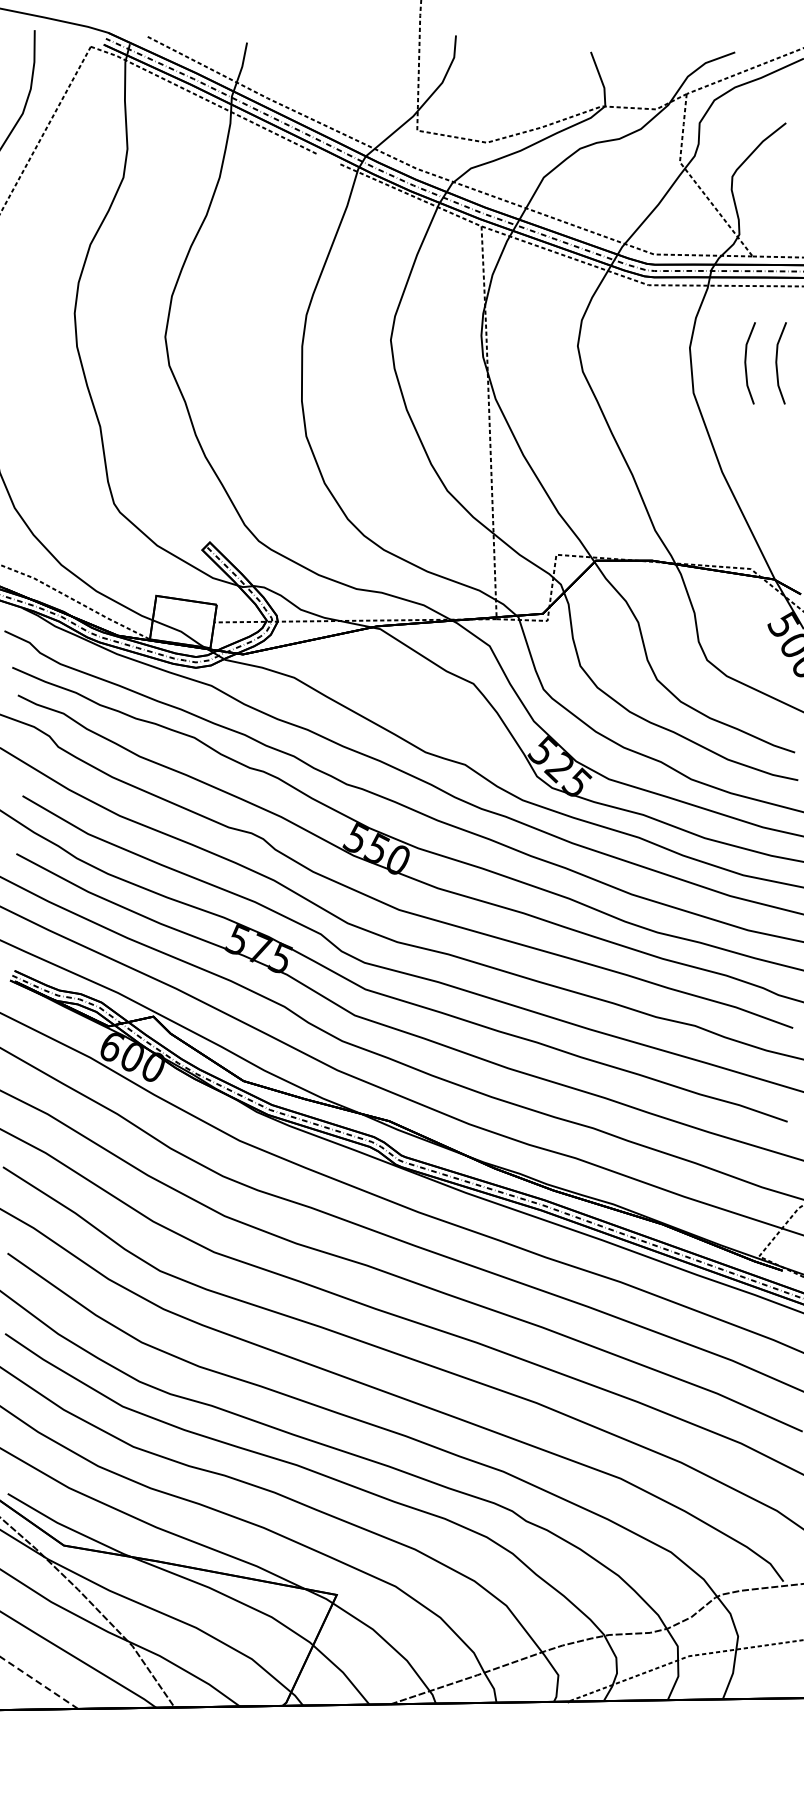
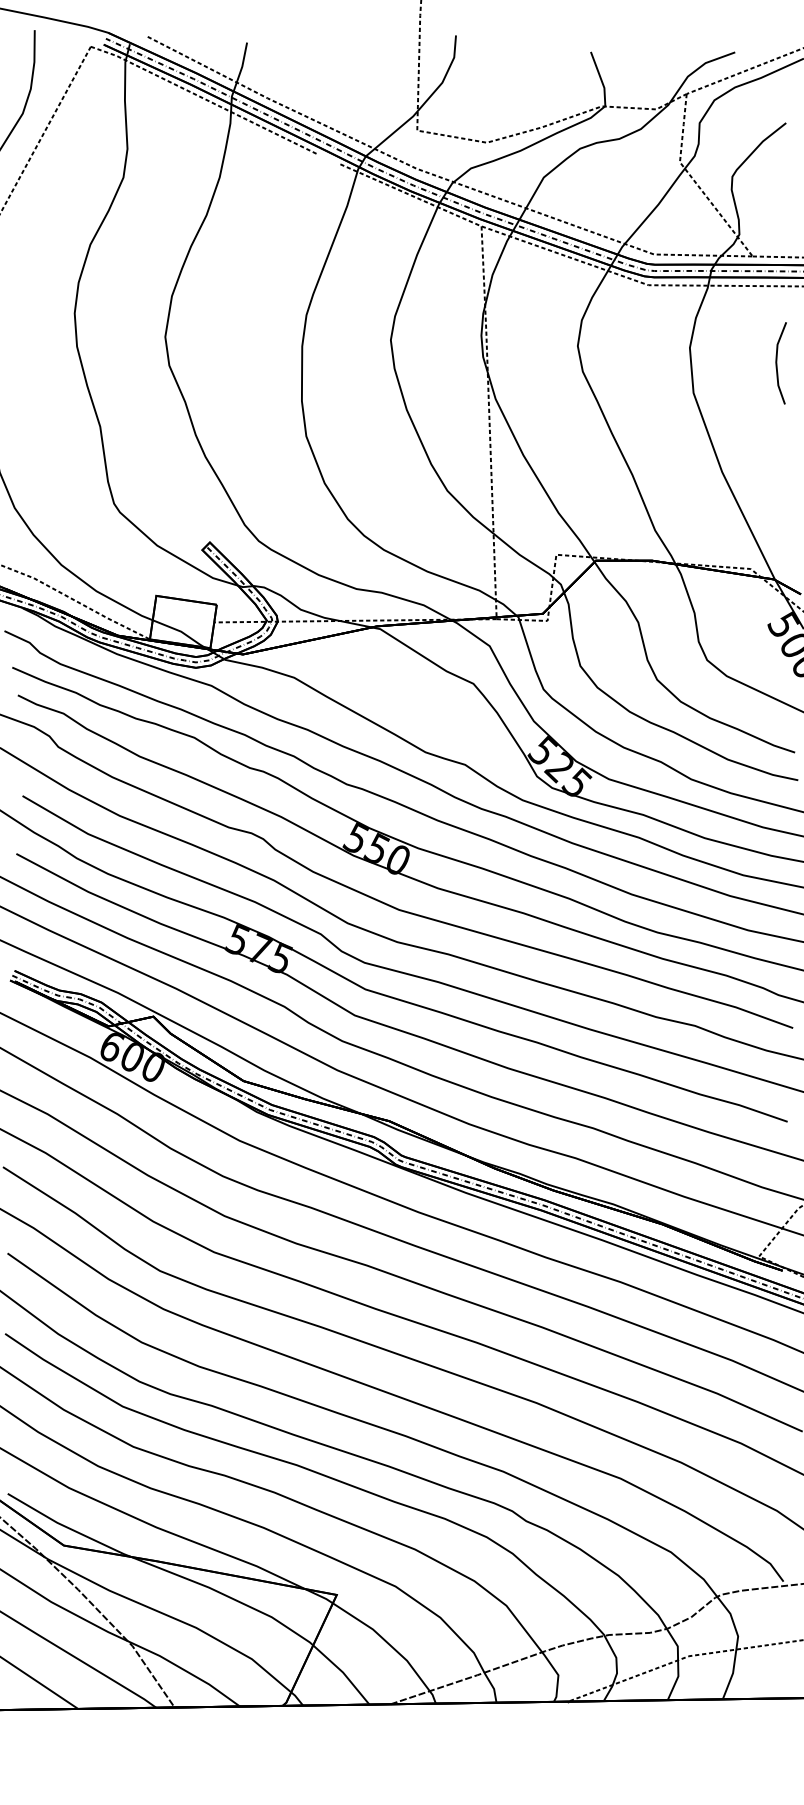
line: present -> none (746, 363)
line: dashed -> solid (39, 1682)
